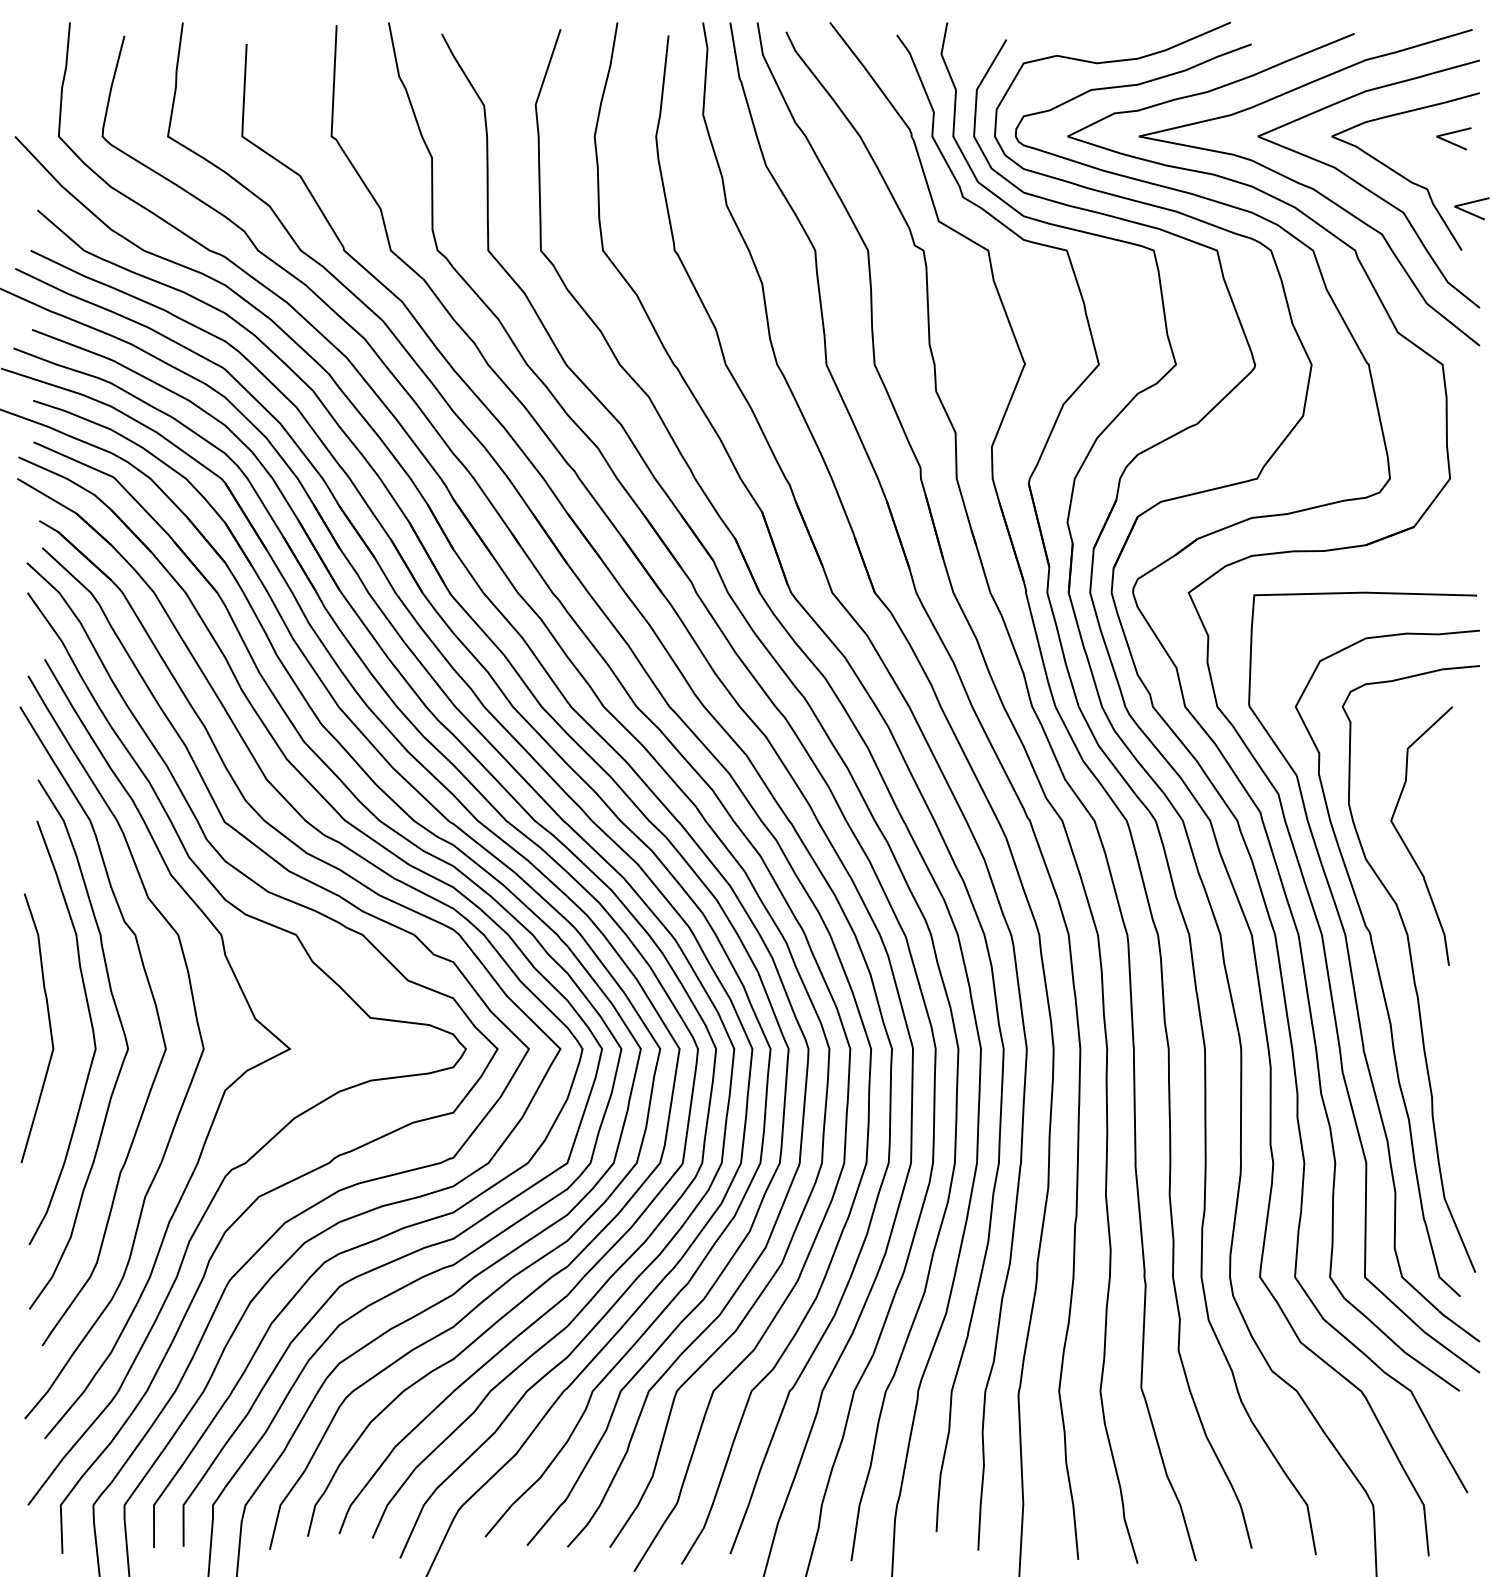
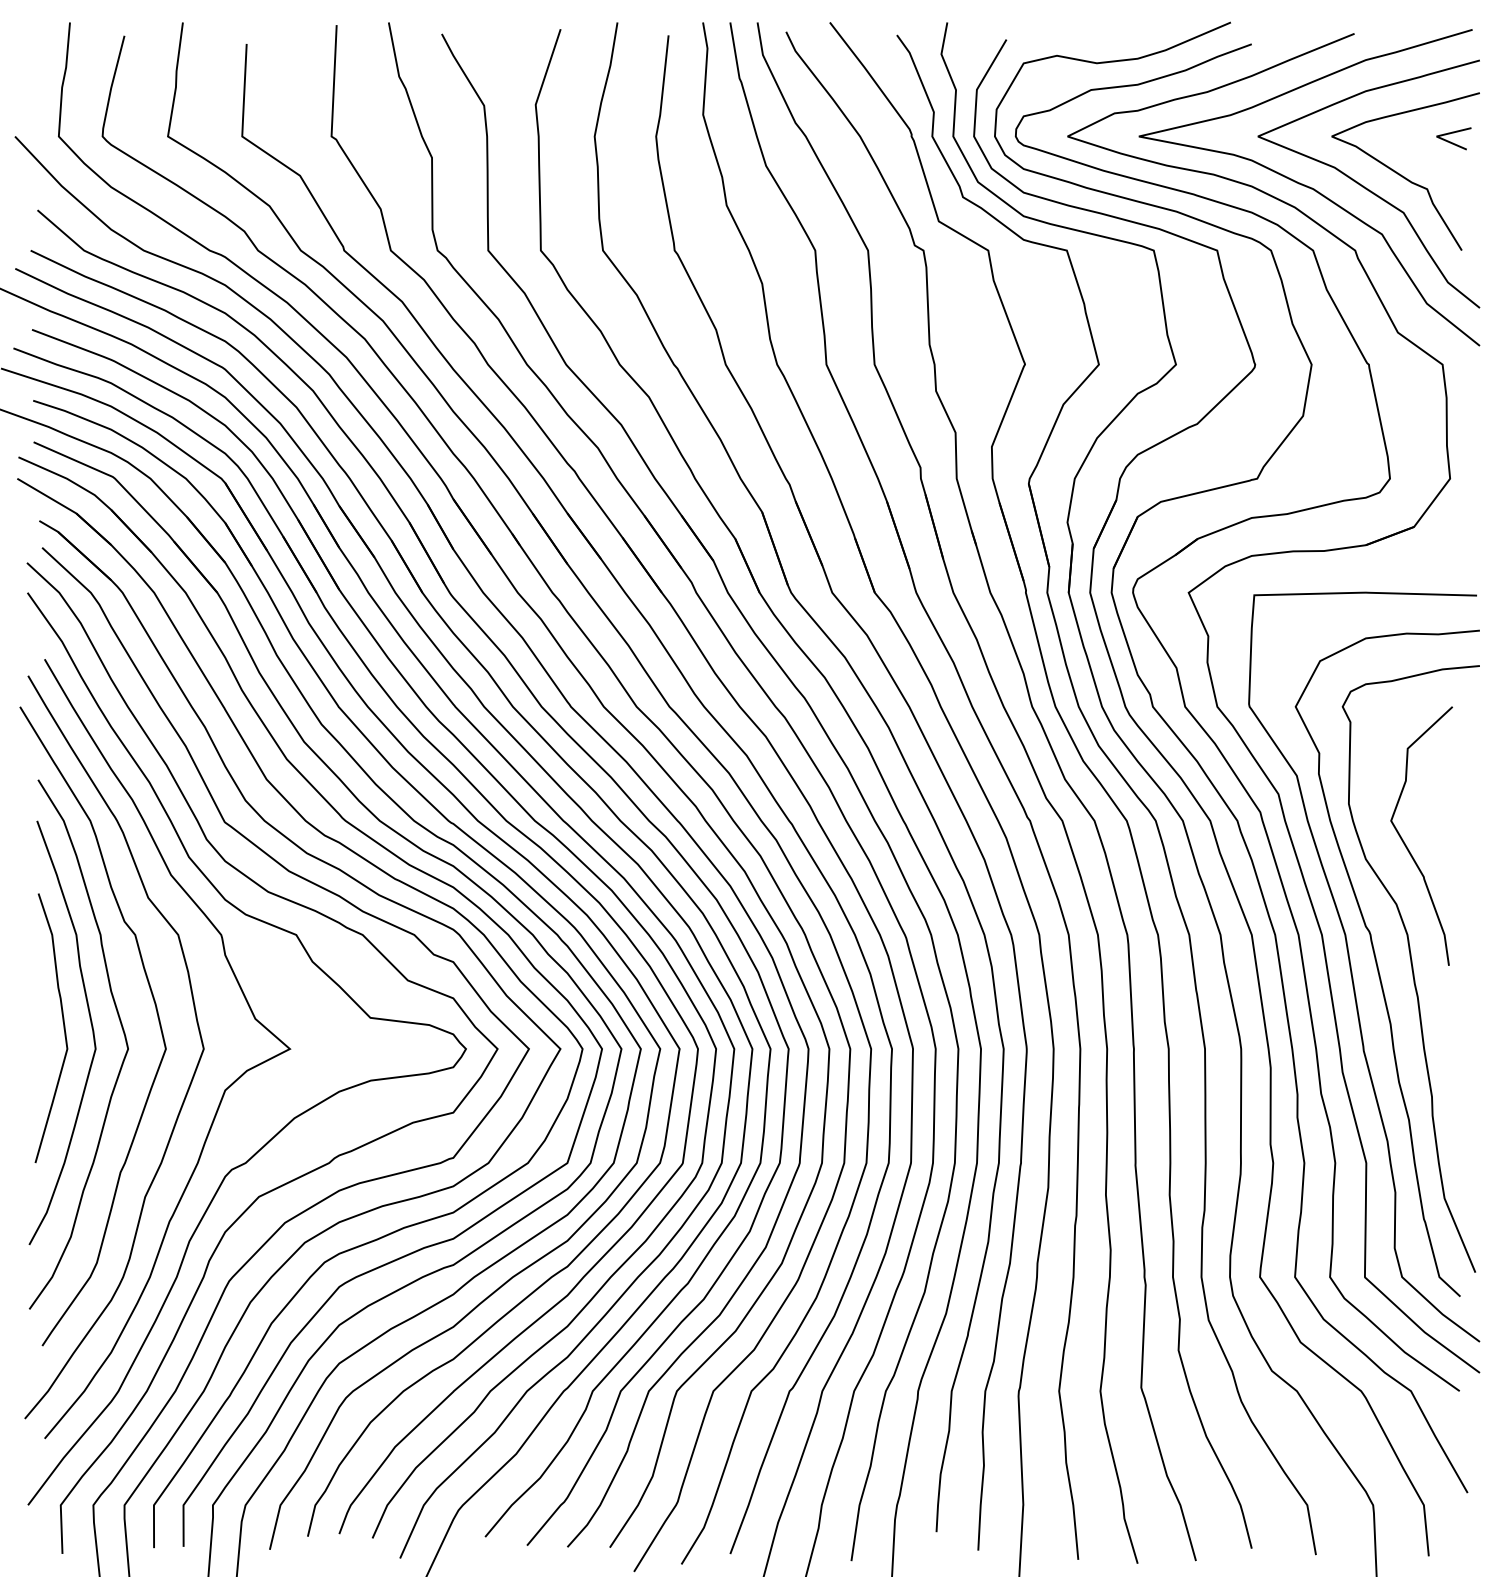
line: present -> none (1471, 212)
curve position: (49, 1028) -> (63, 1028) (63, 1028)
